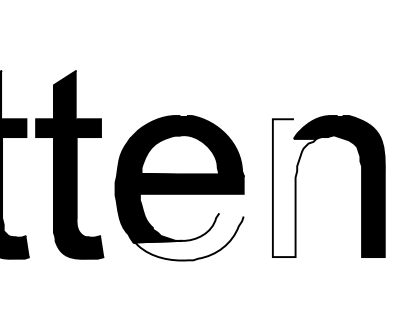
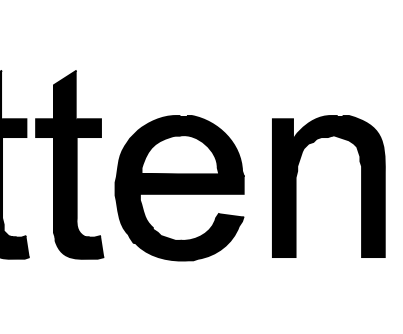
fill: none -> present (294, 188)
fill: none -> present (188, 236)
